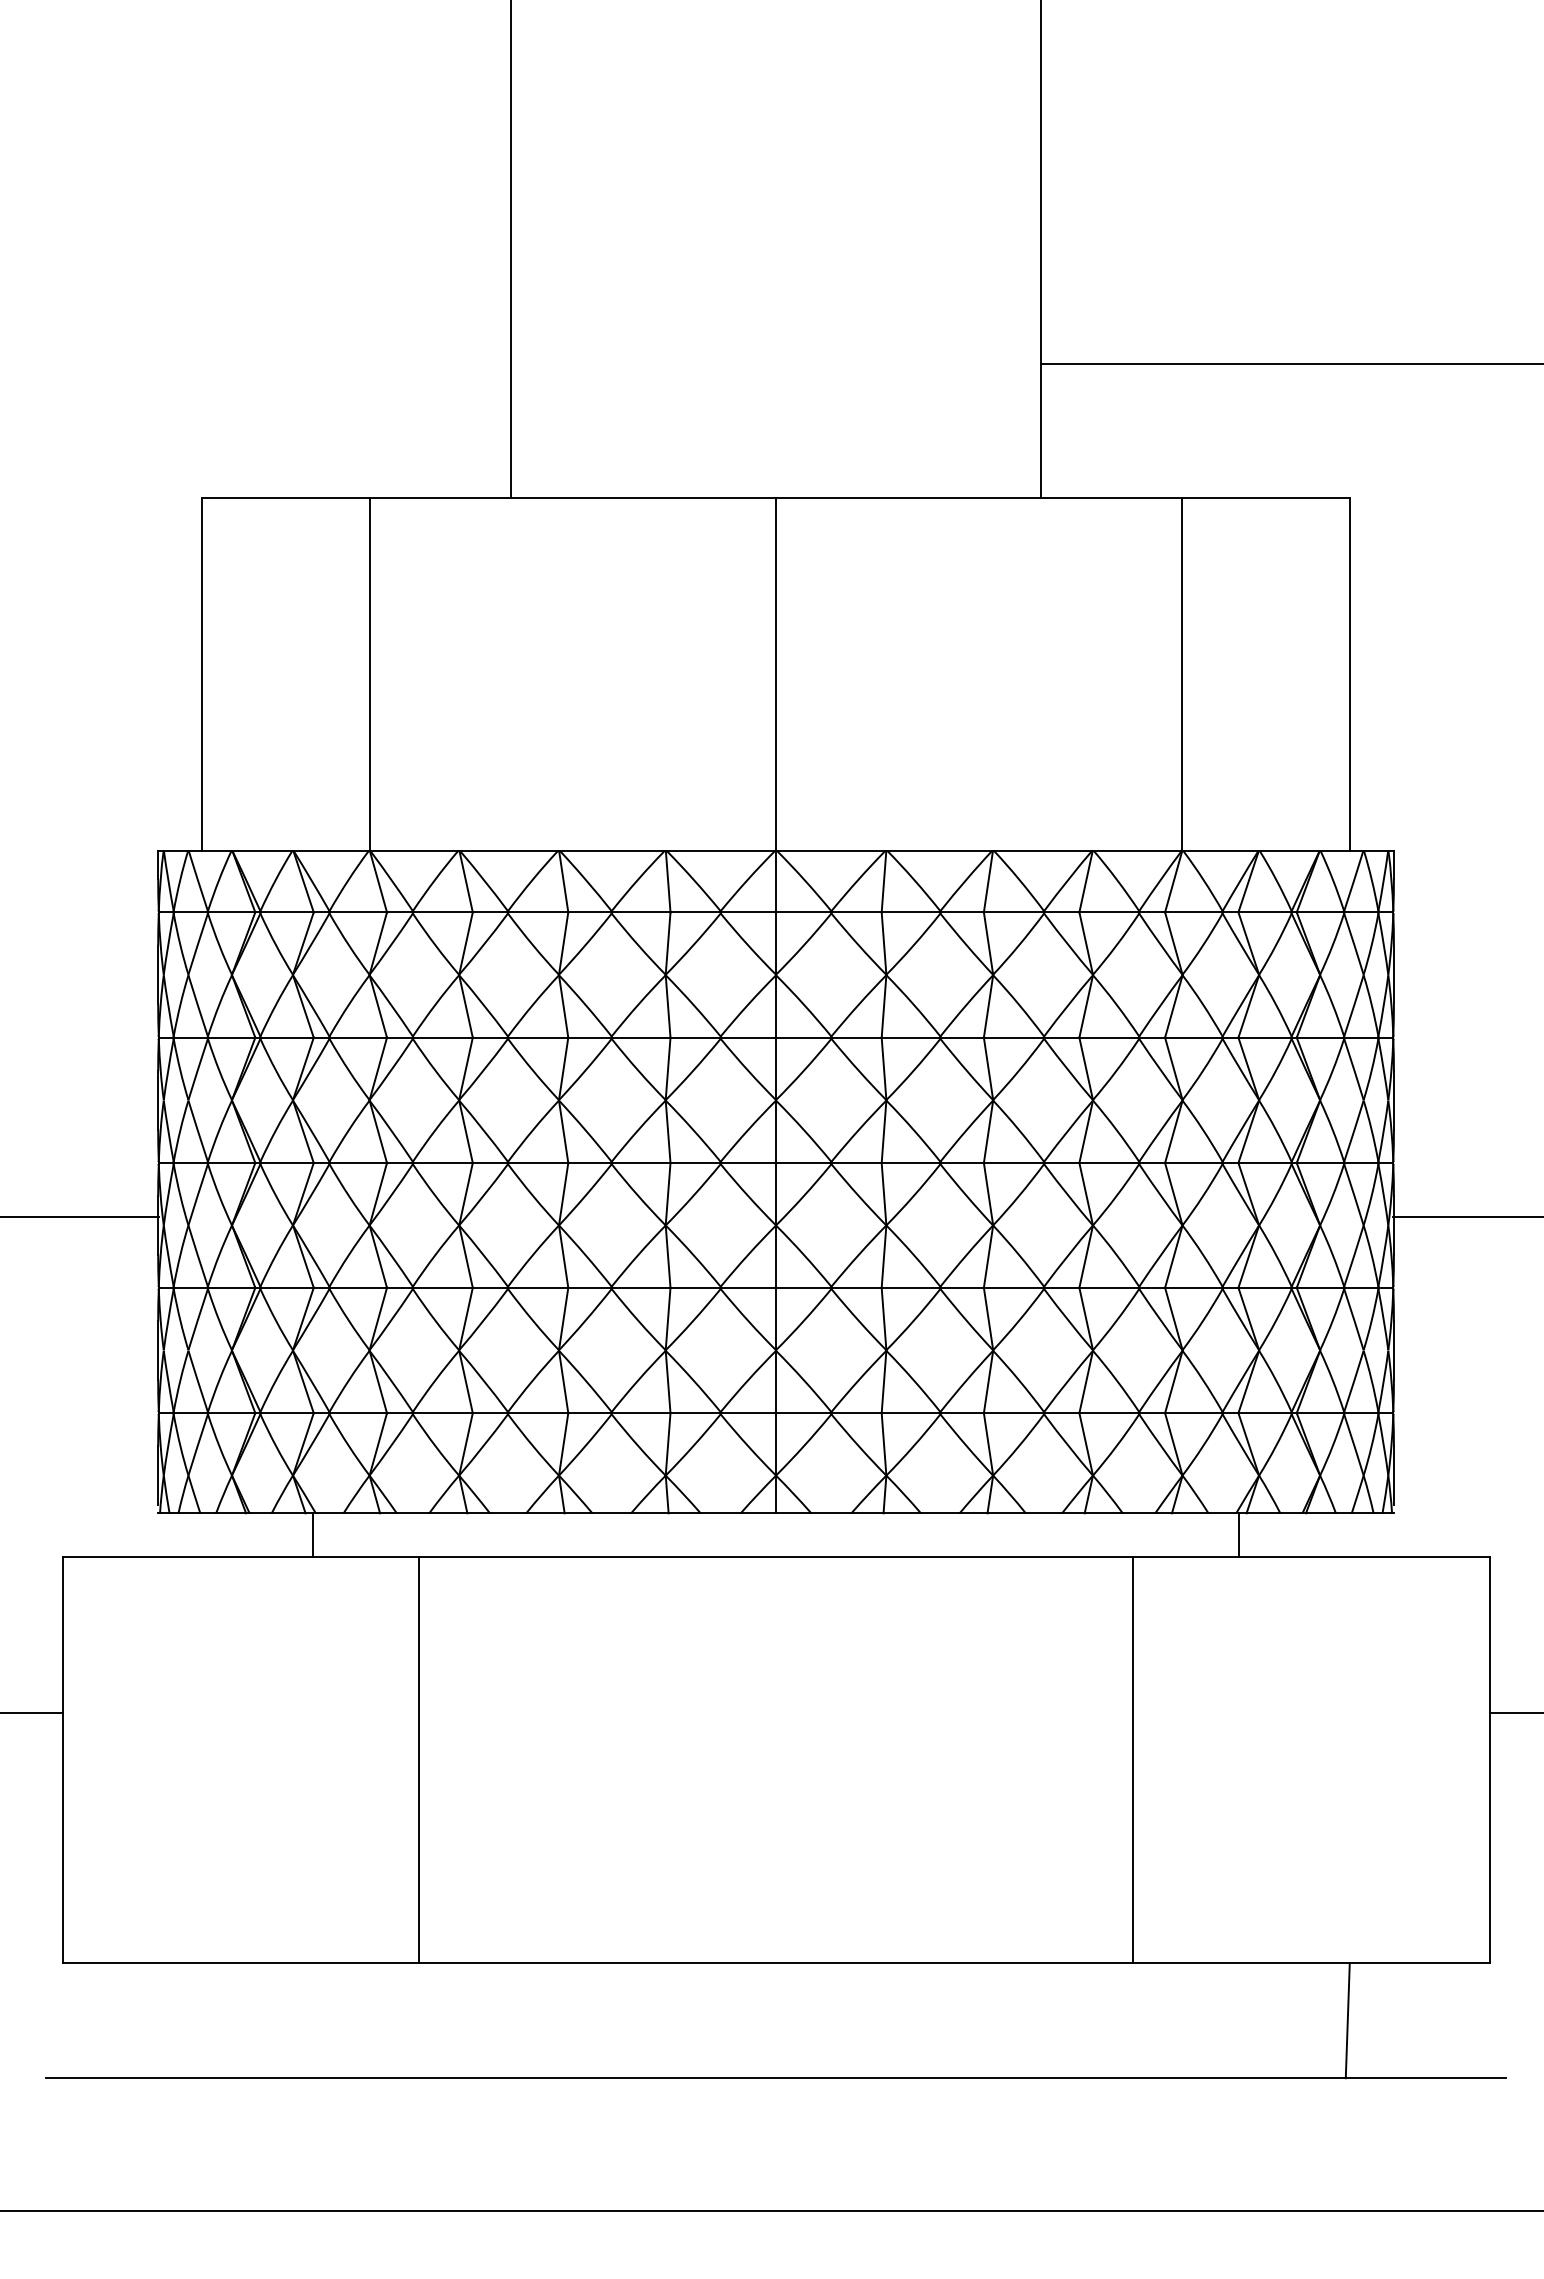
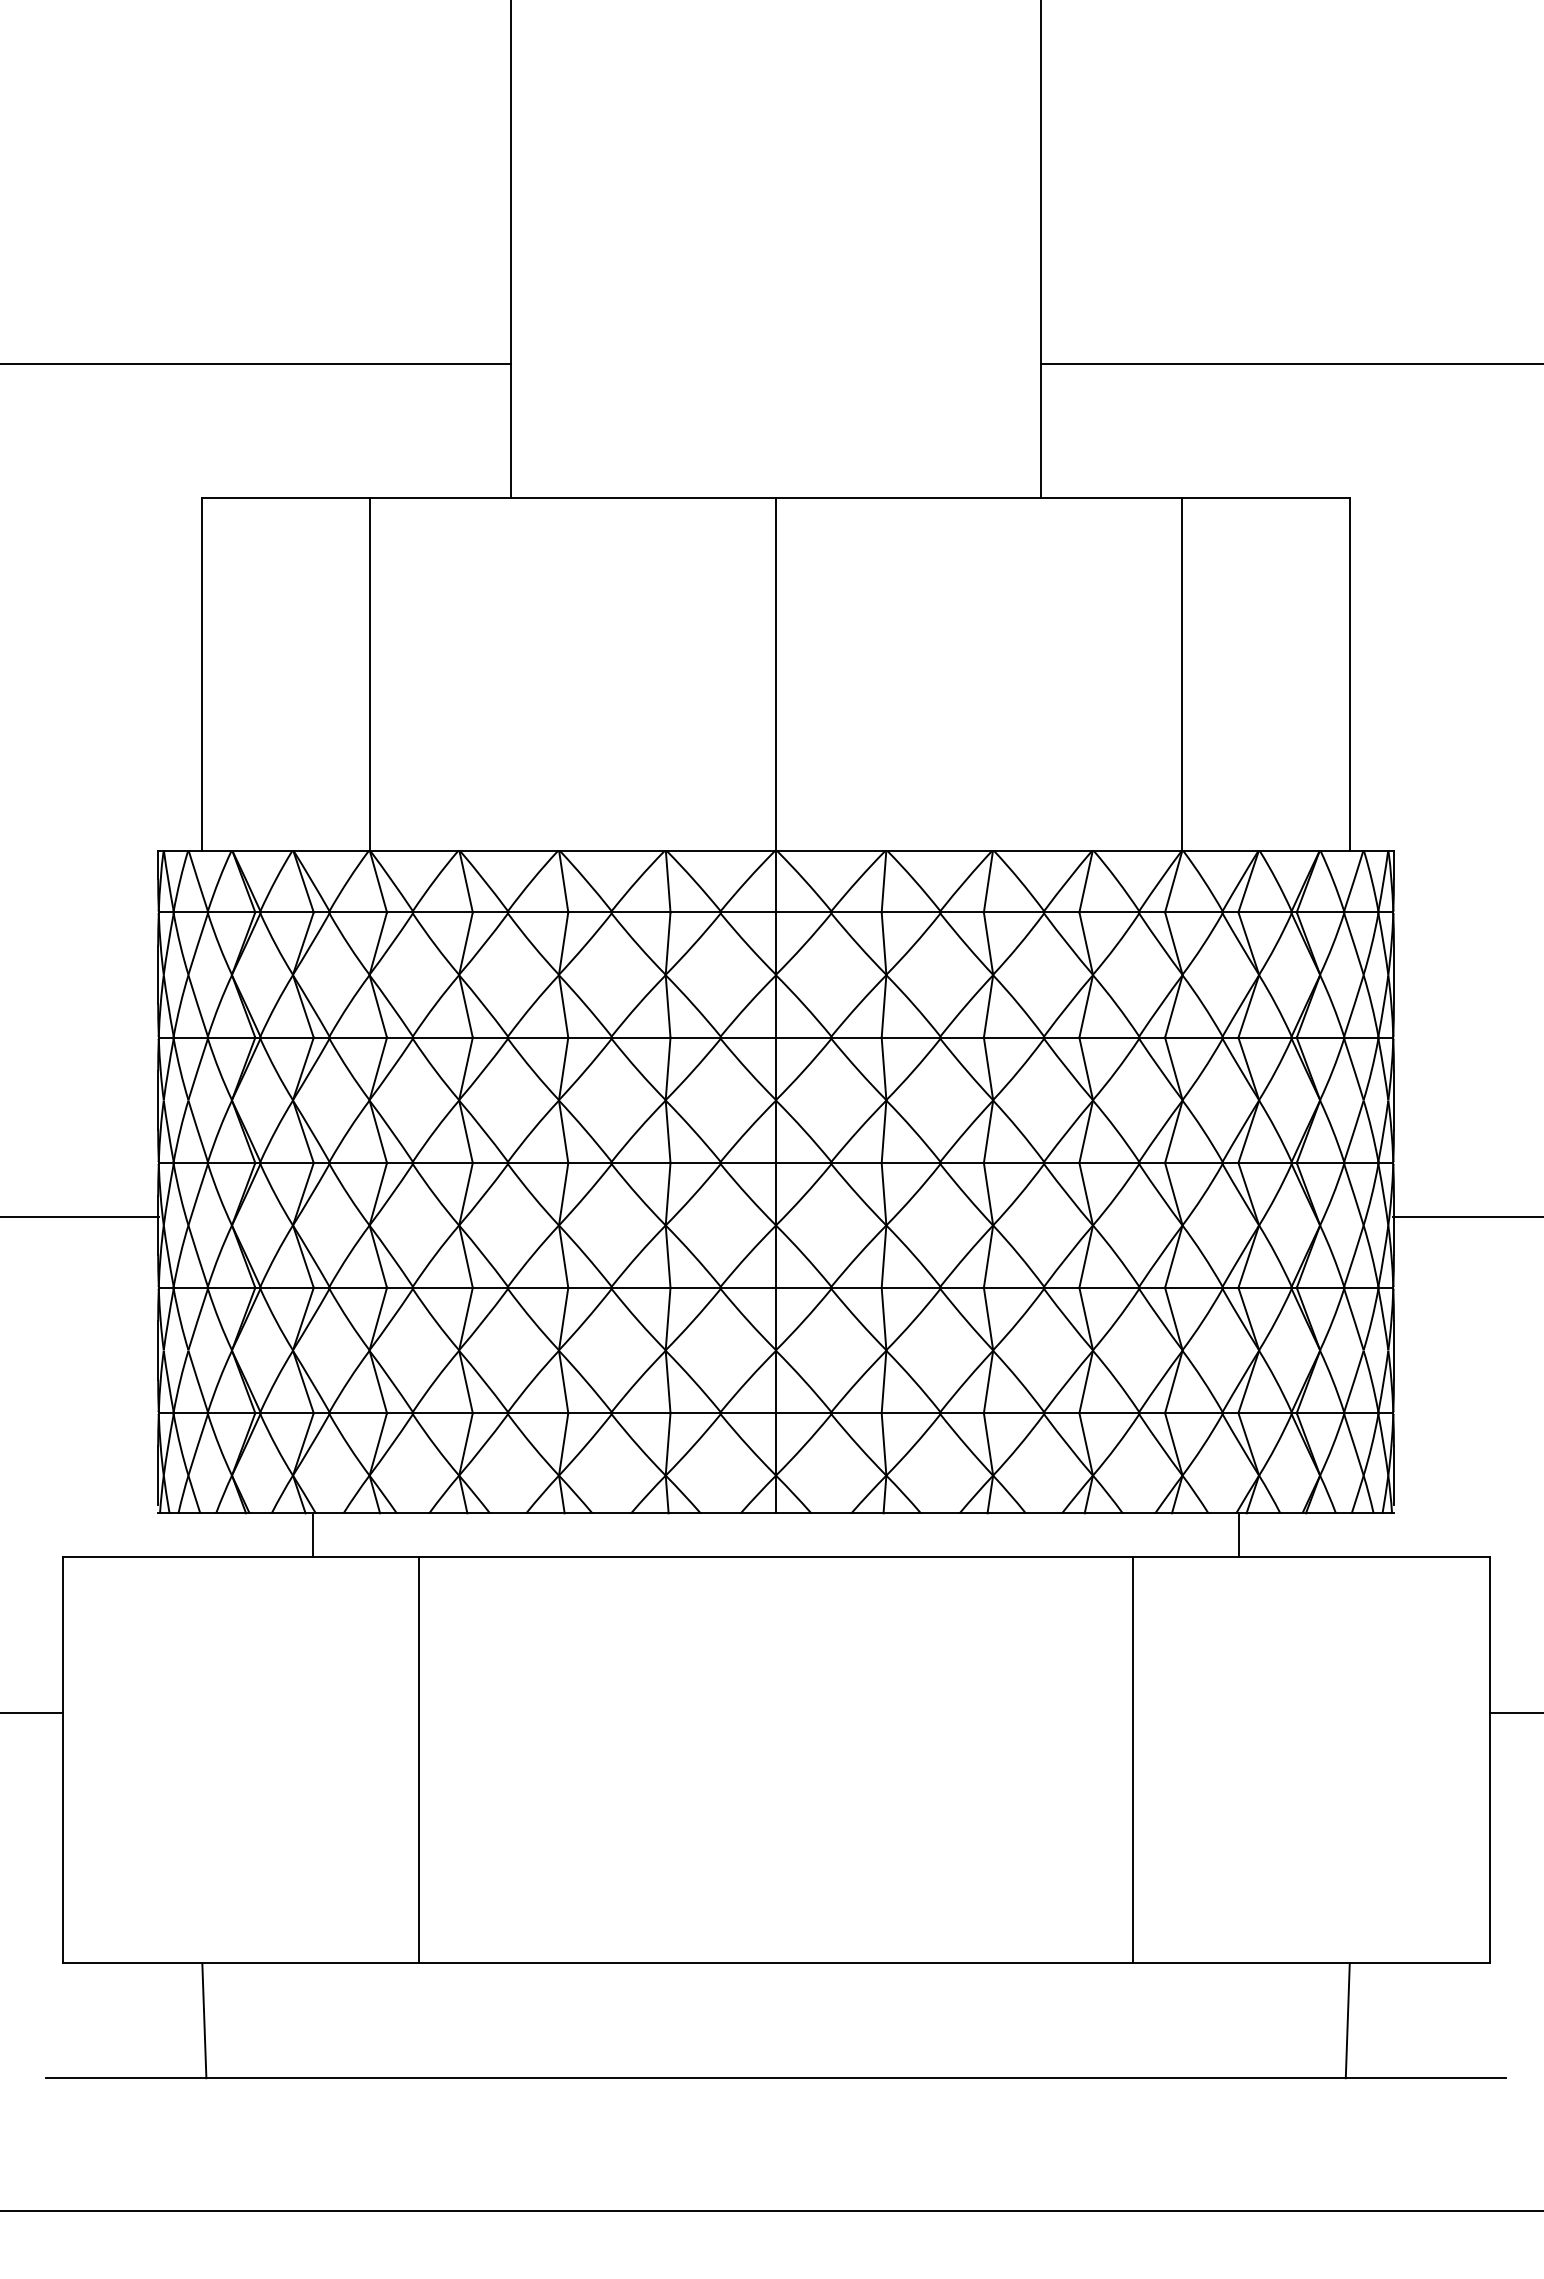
line: none -> present (256, 364)
line: none -> present (204, 2020)
